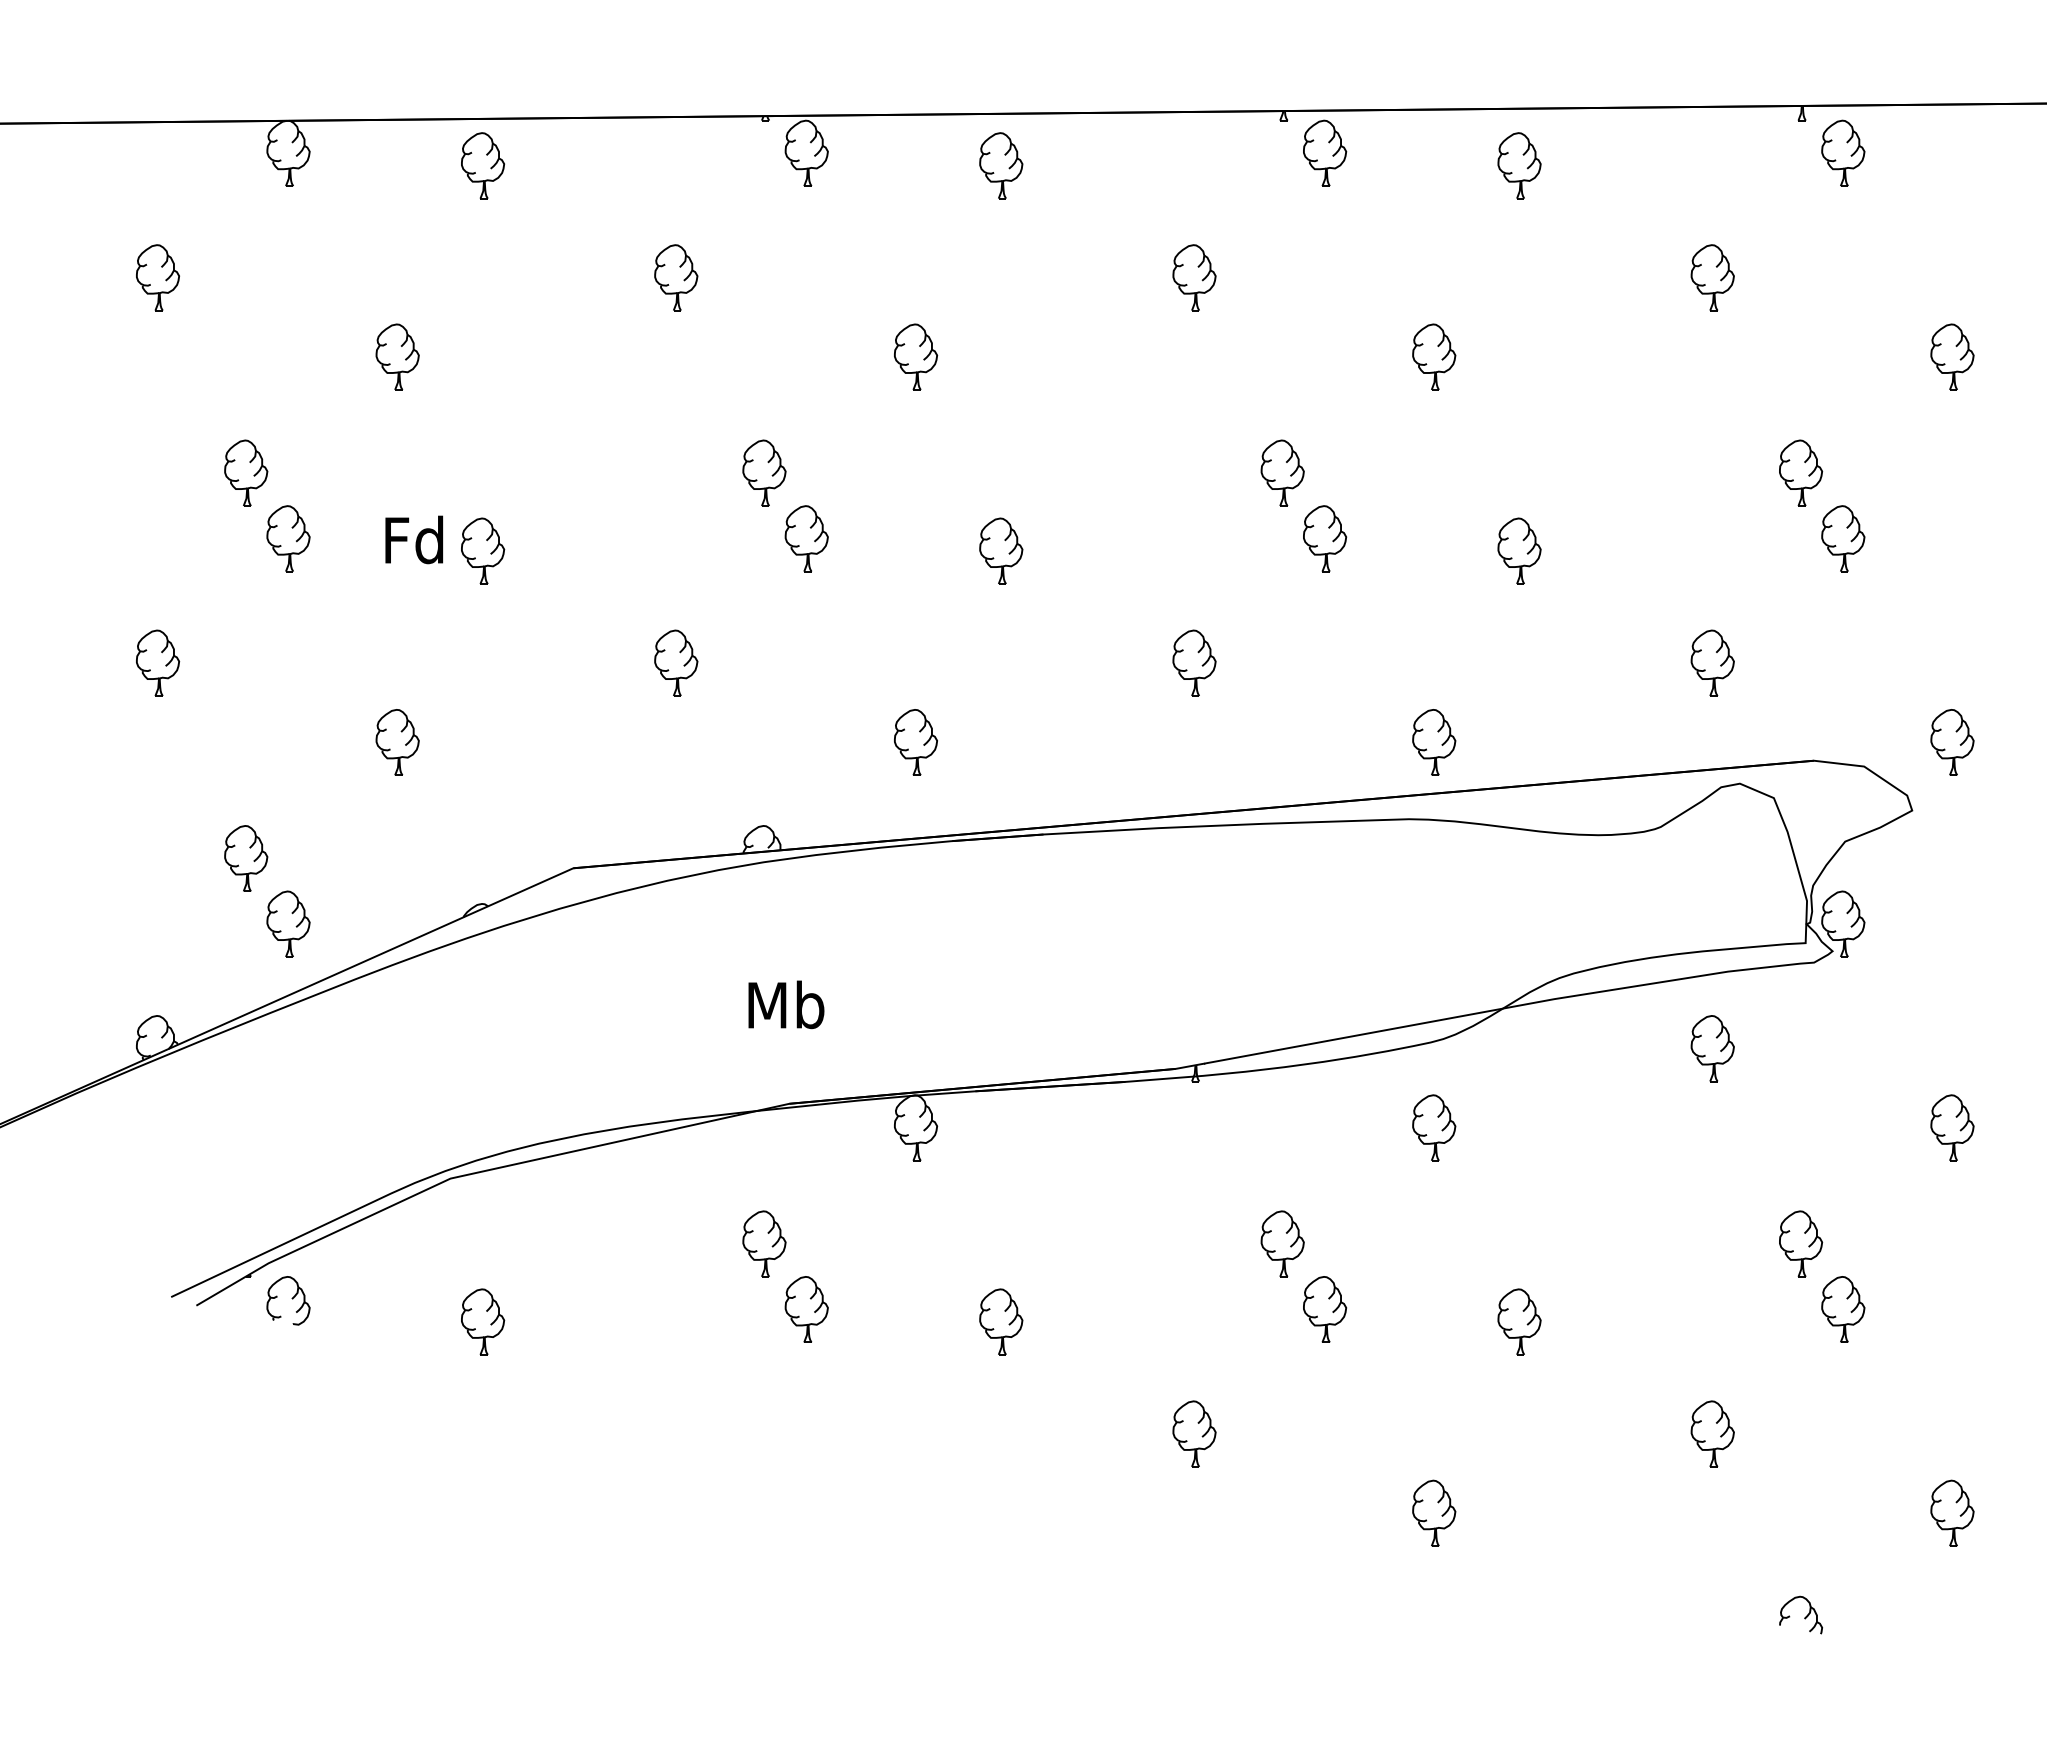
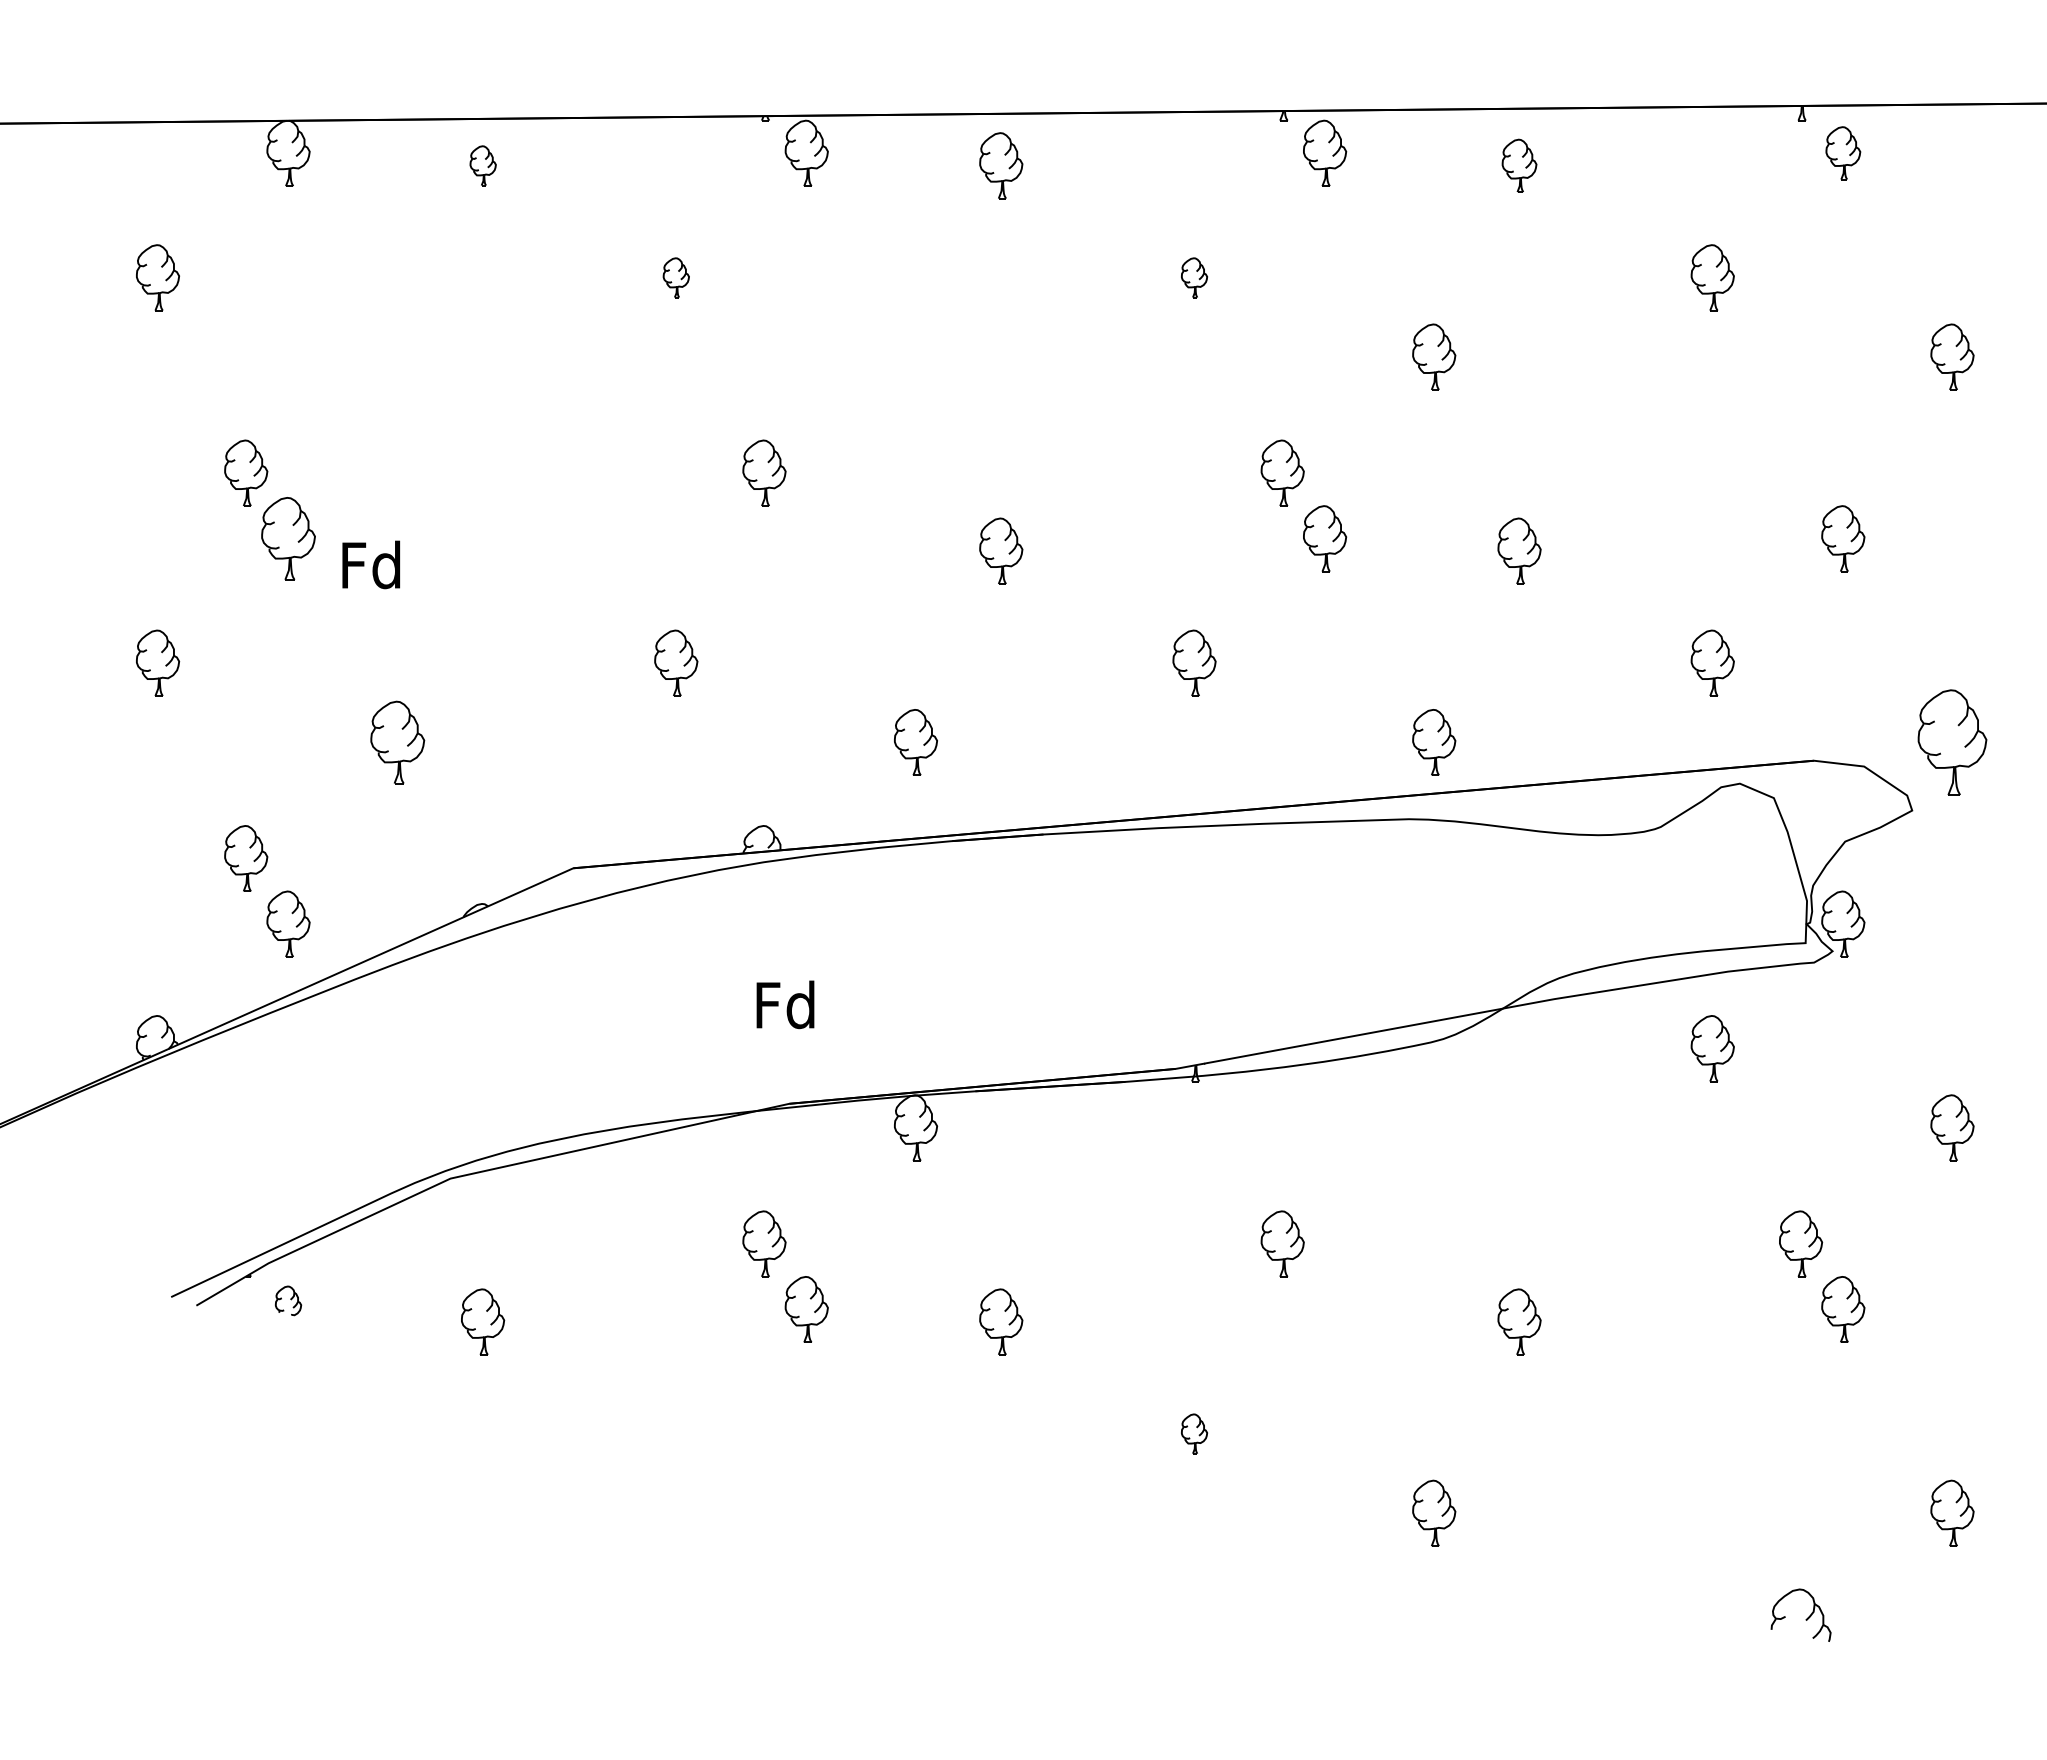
part size: 45x68 px -> 37x55 px (1843, 153)
part size: 45x68 px -> 28x42 px (482, 165)
part size: 45x68 px -> 37x55 px (1519, 165)
part size: 45x68 px -> 28x42 px (675, 277)
part size: 45x68 px -> 27x42 px (1194, 277)
part: present -> none (397, 356)
part: present -> none (916, 356)
part: present -> none (1801, 472)
part size: 45x68 px -> 55x84 px (288, 538)
part: present -> none (806, 538)
text position: (413, 539) -> (370, 564) (370, 564)
part: present -> none (483, 550)
part size: 45x67 px -> 56x85 px (397, 742)
part size: 45x67 px -> 71x107 px (1952, 742)
text: Mb -> Fd (786, 1004)
part: present -> none (1434, 1127)
part size: 45x50 px -> 28x32 px (288, 1300)
part: present -> none (1325, 1309)
part size: 45x68 px -> 28x42 px (1194, 1433)
part: present -> none (1712, 1433)
part size: 44x40 px -> 62x54 px (1800, 1614)
